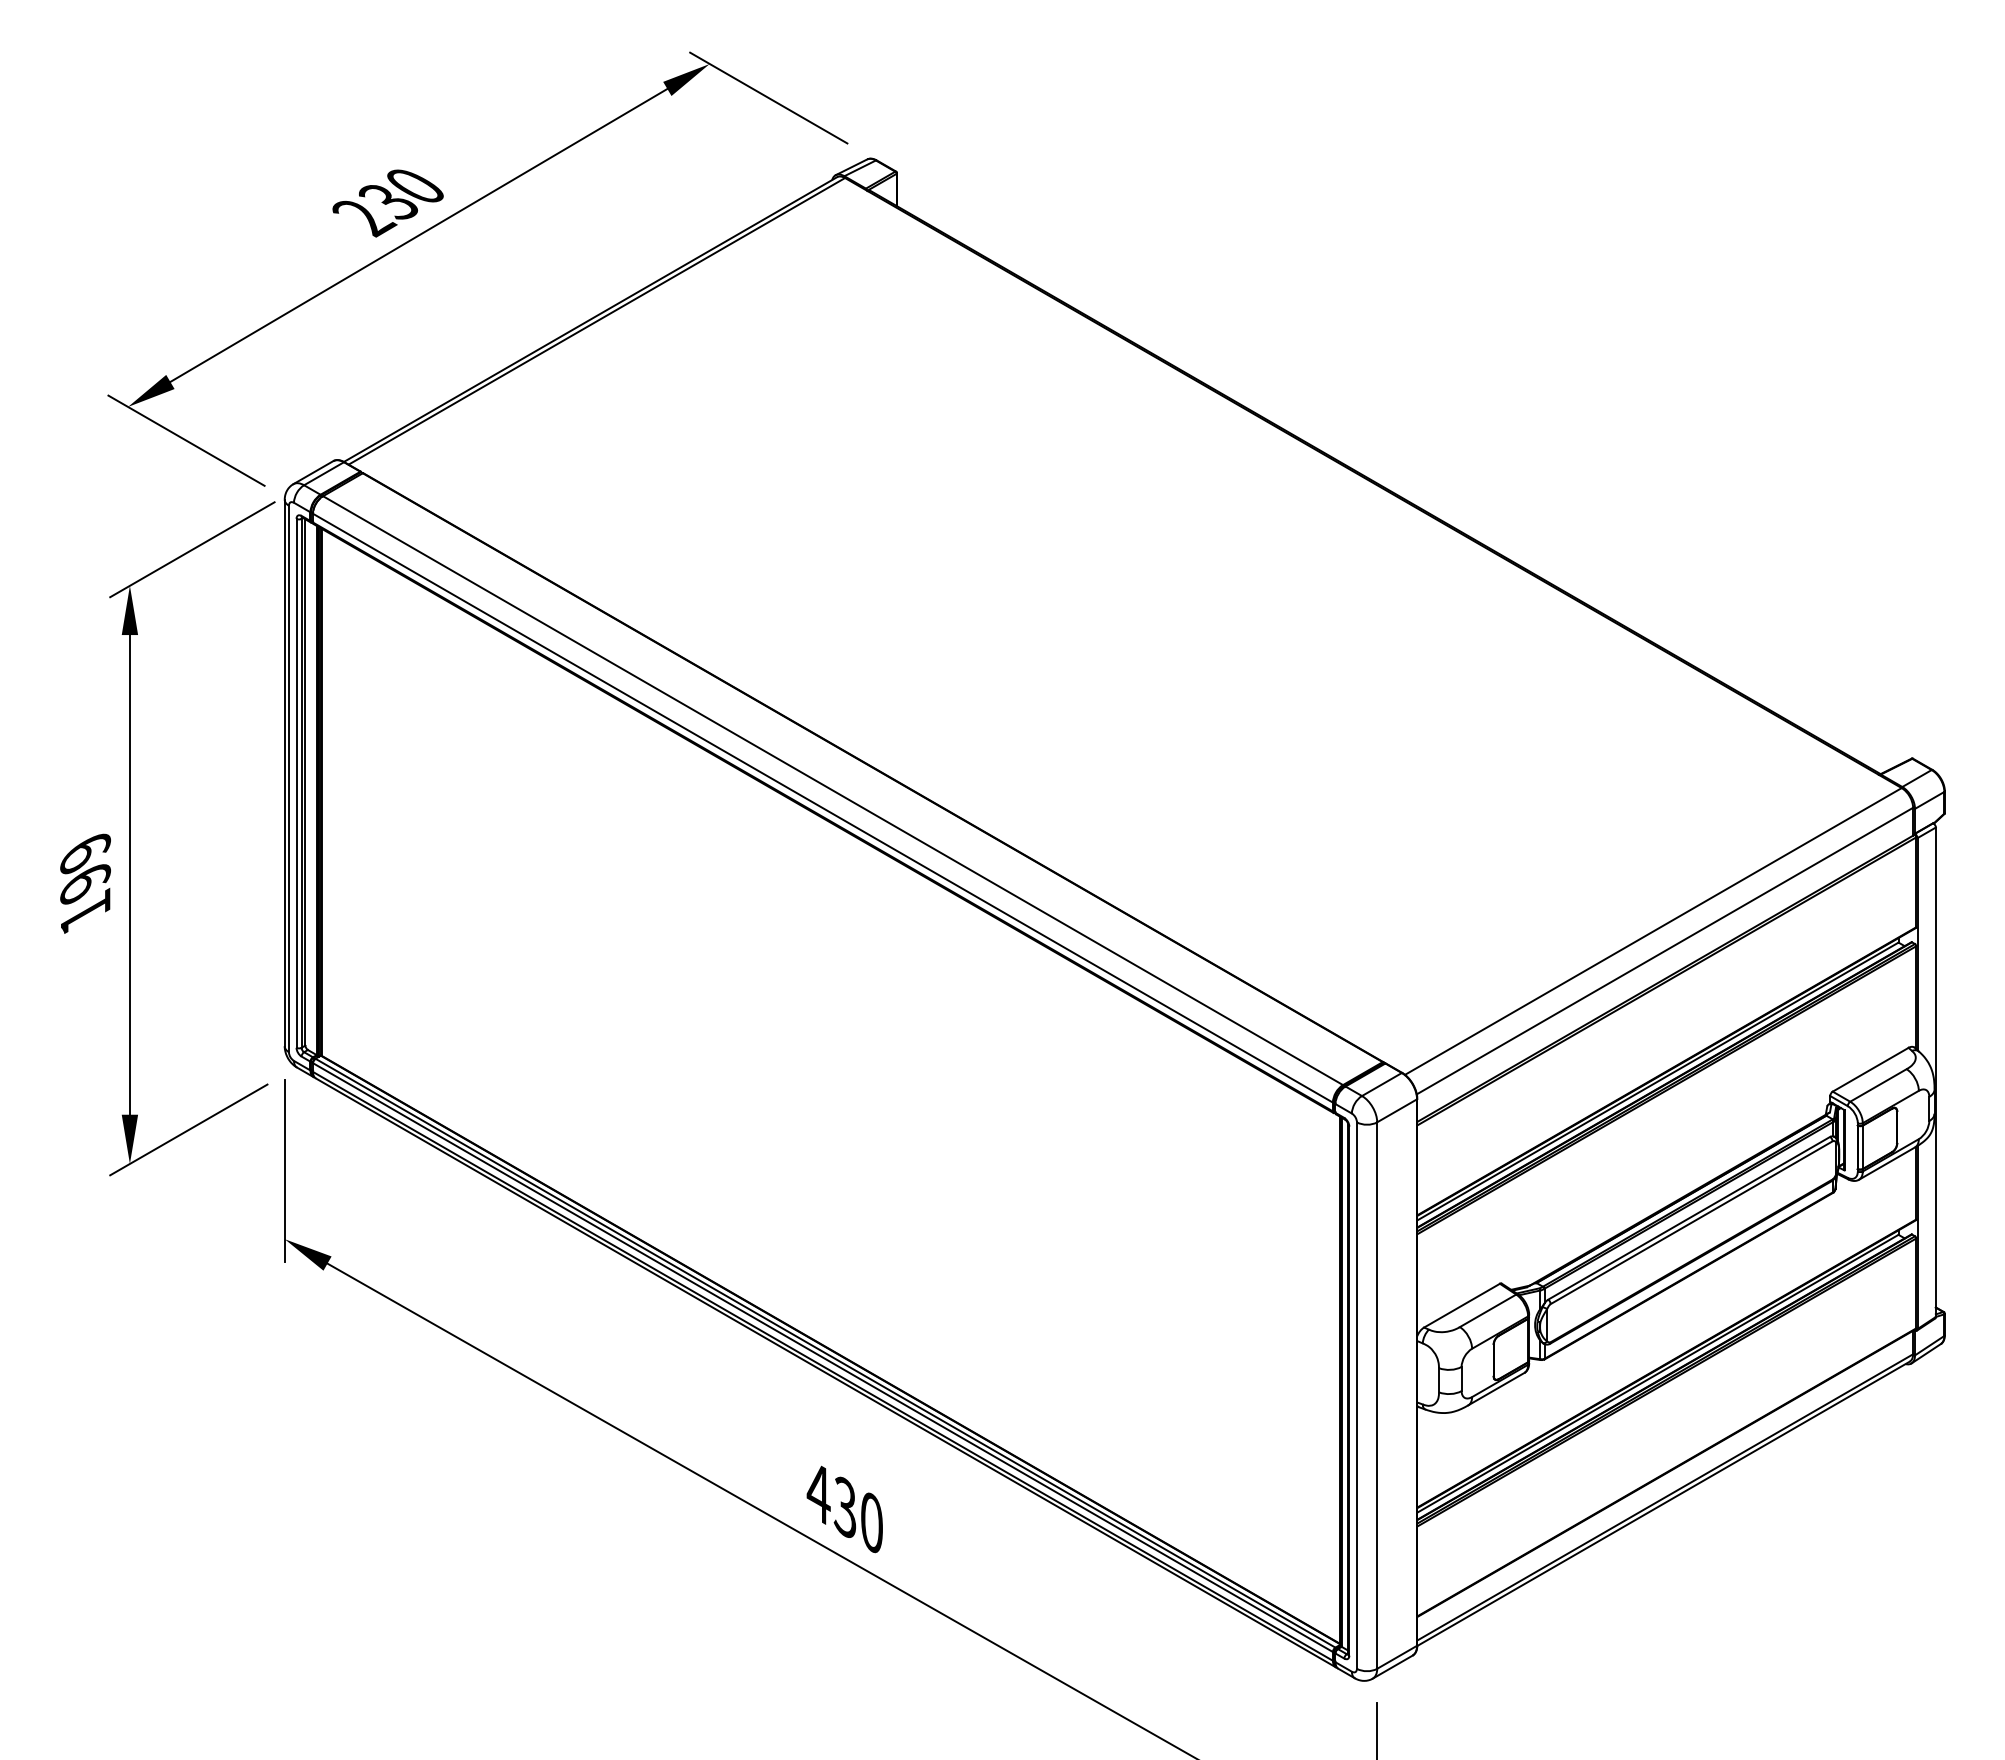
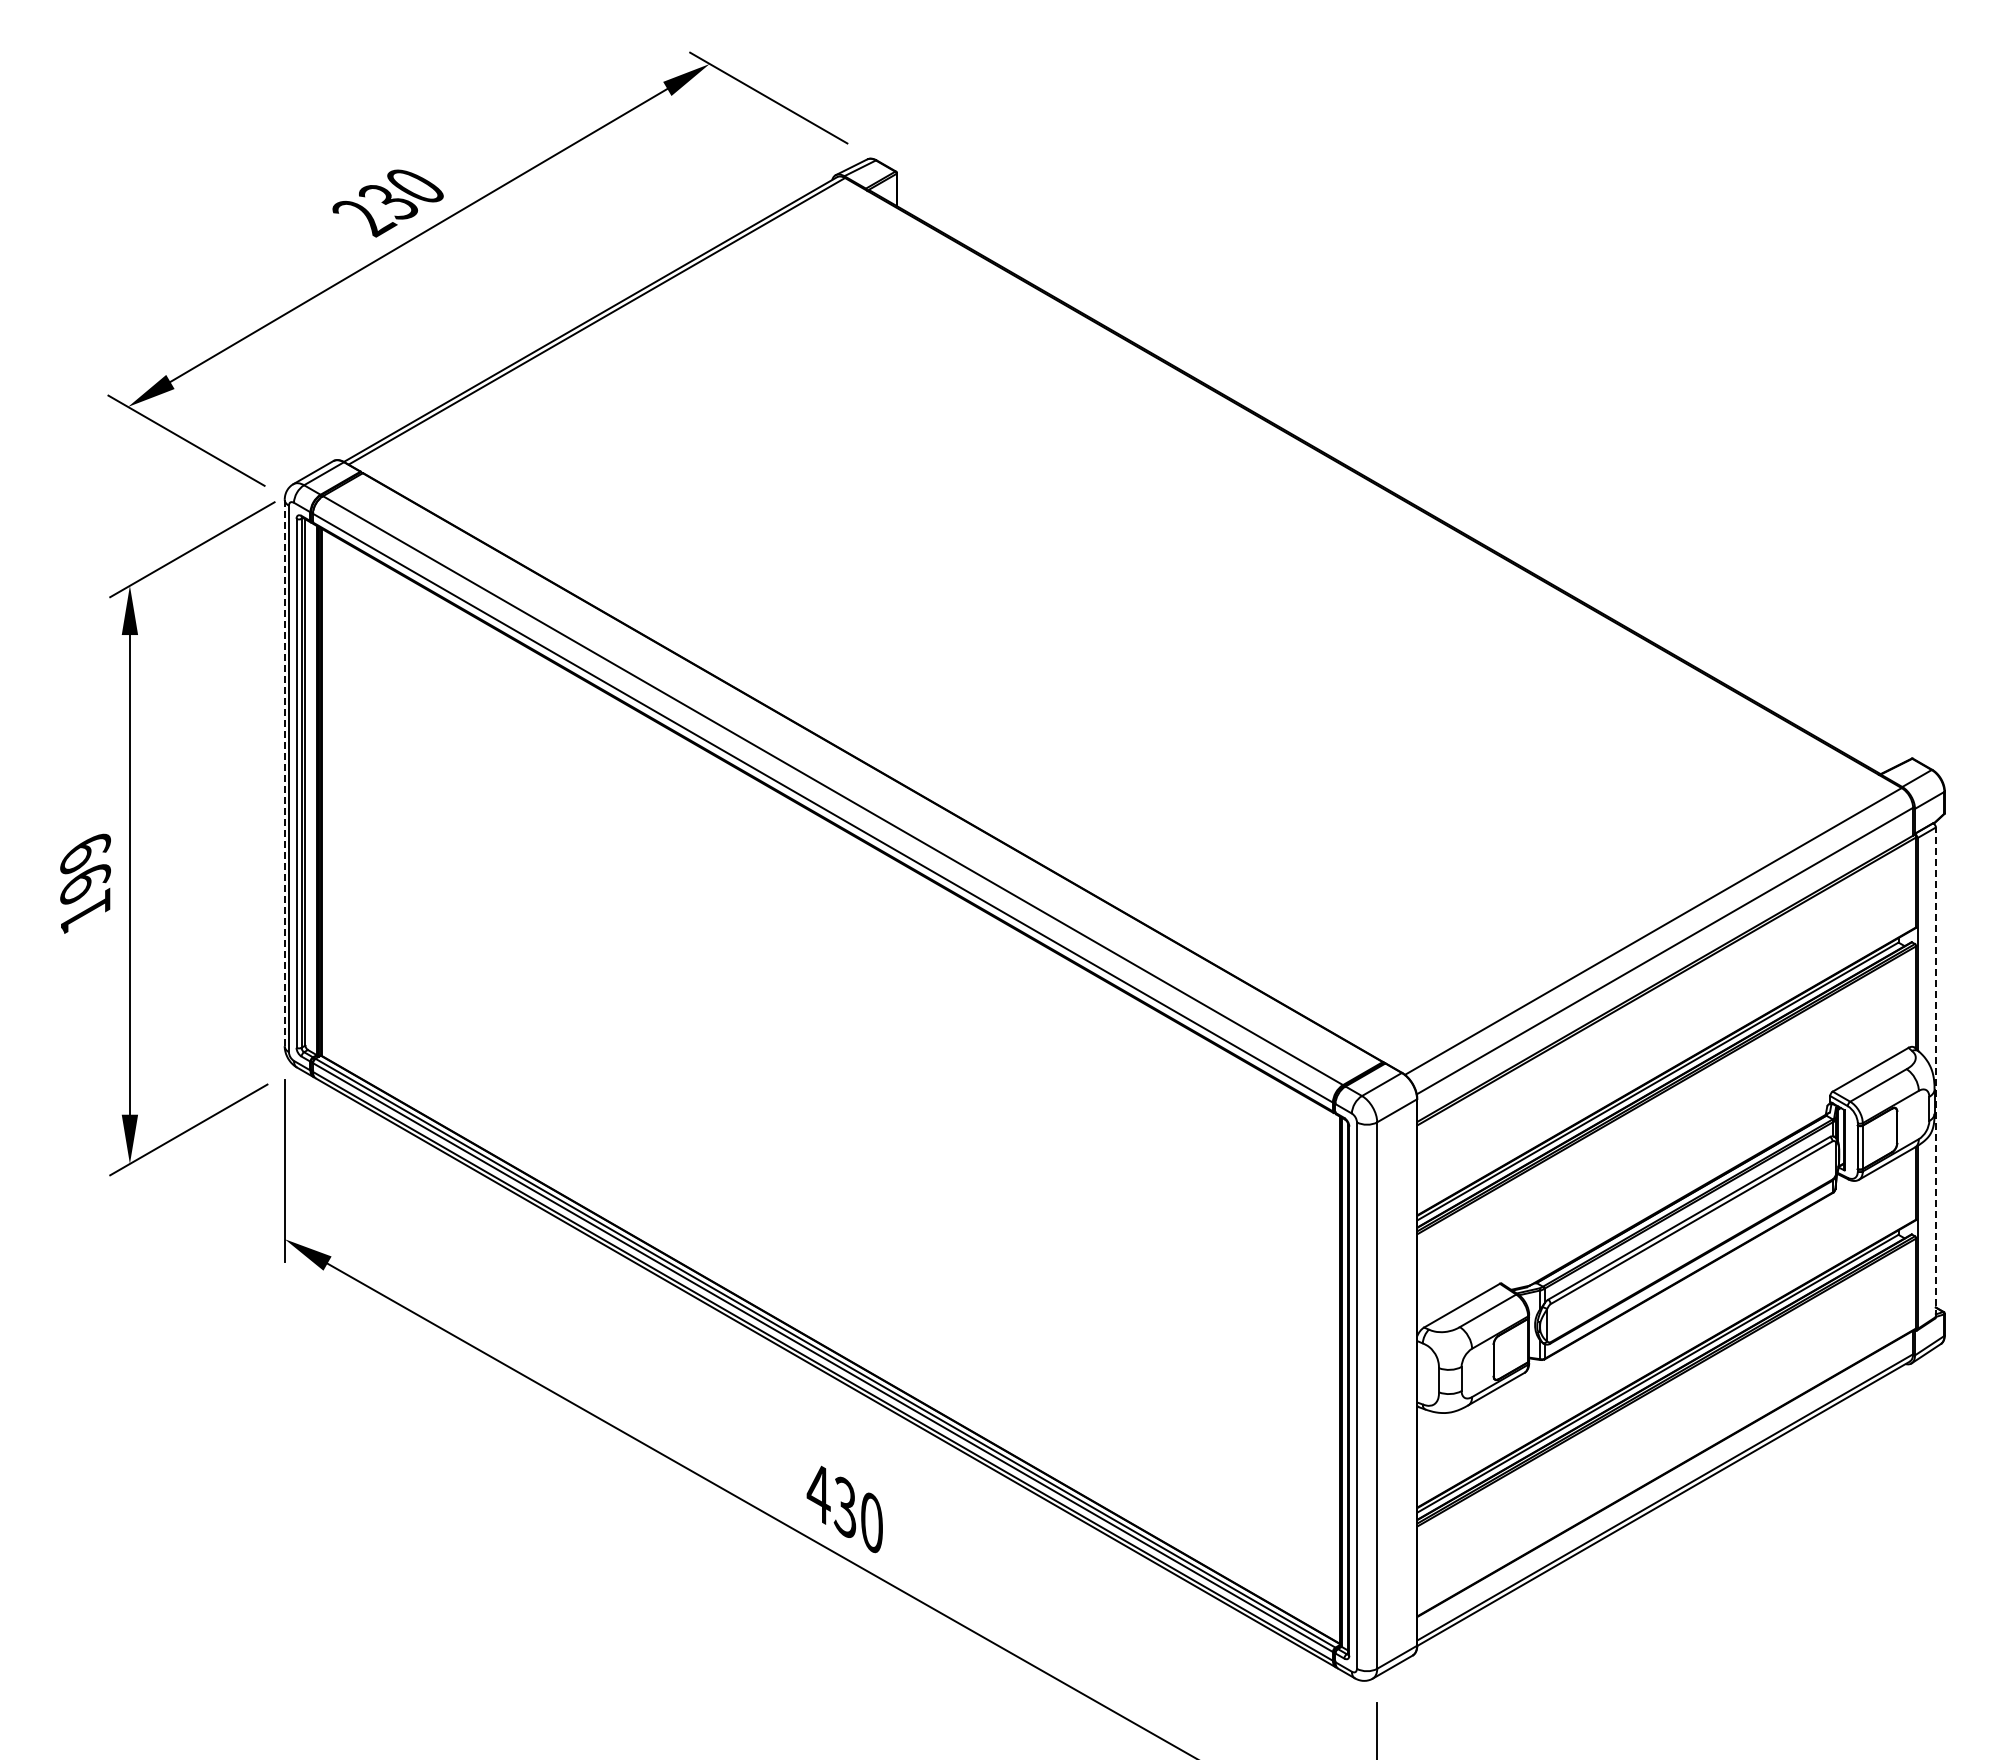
line: solid -> dashed (284, 773)
line: solid -> dashed (1935, 1072)
